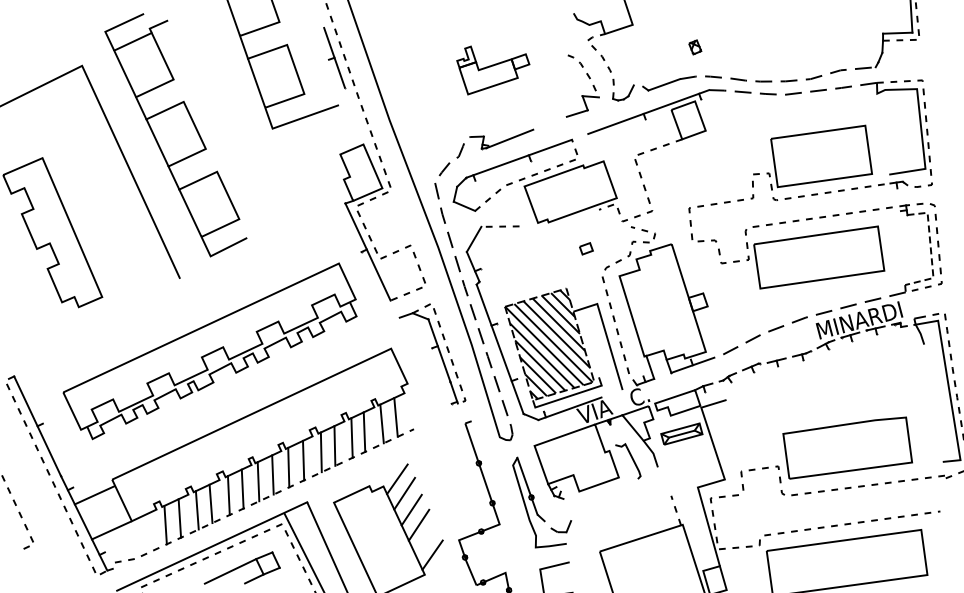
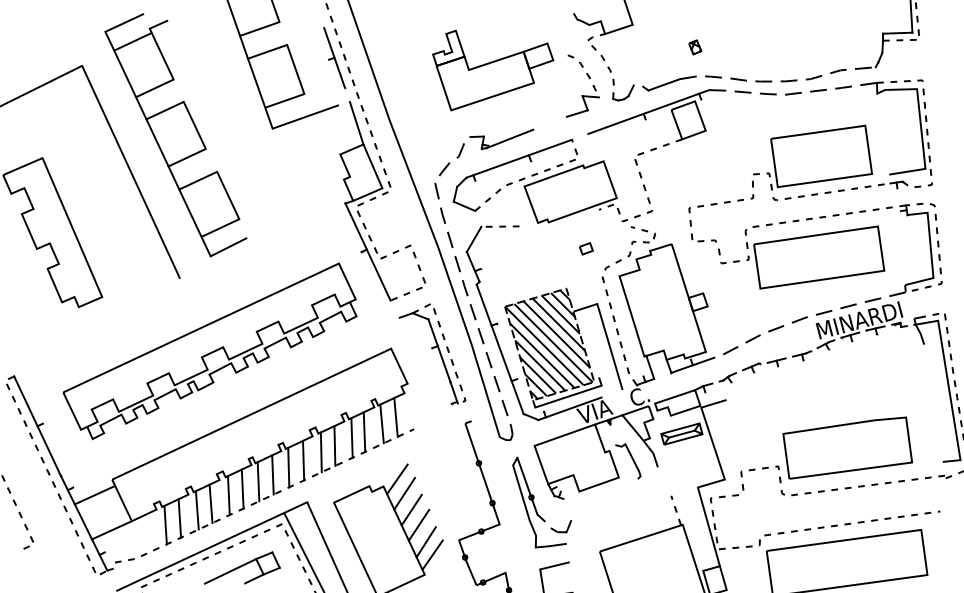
part size: 75x51 px -> 123x83 px (493, 70)
line: none -> present (356, 123)
line: dashed -> solid (930, 250)
line: none -> present (425, 542)
